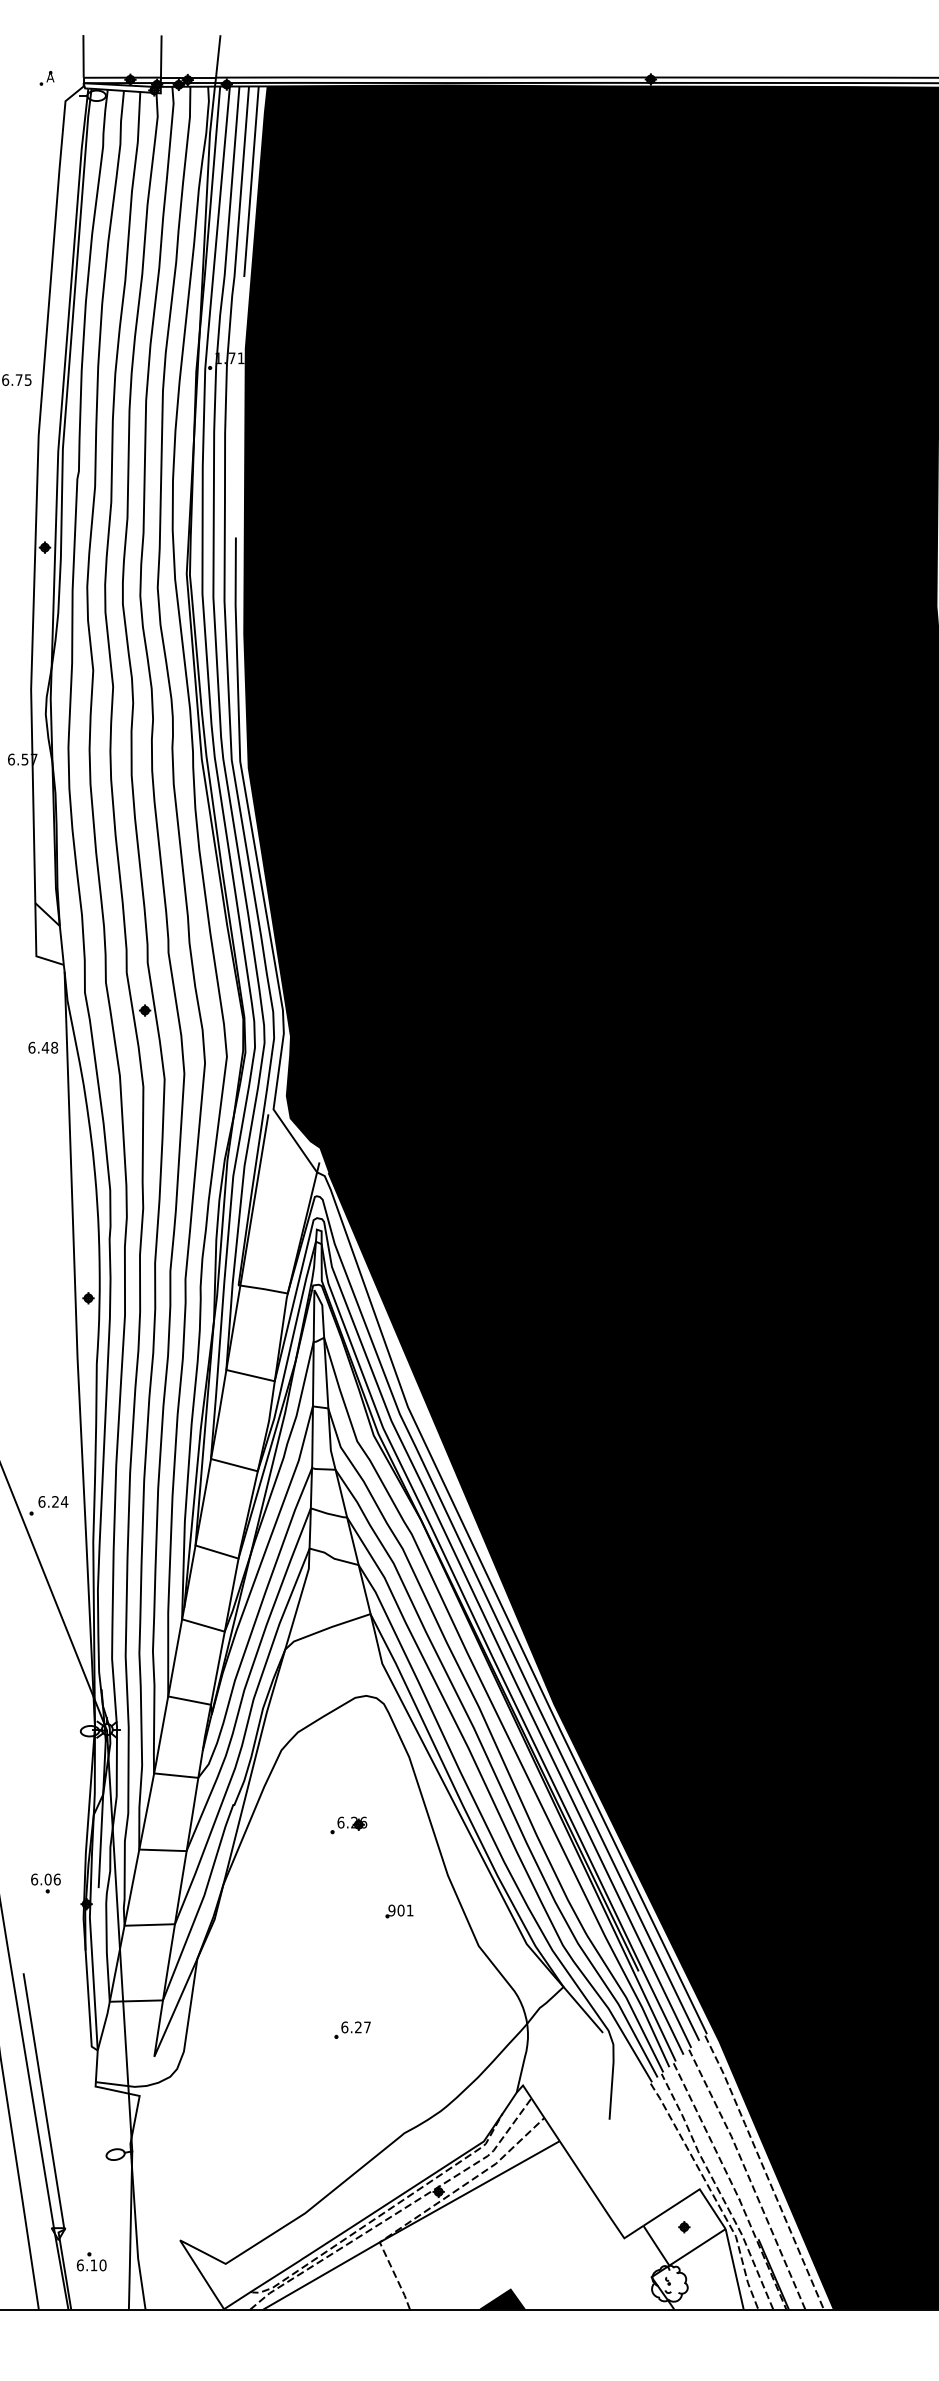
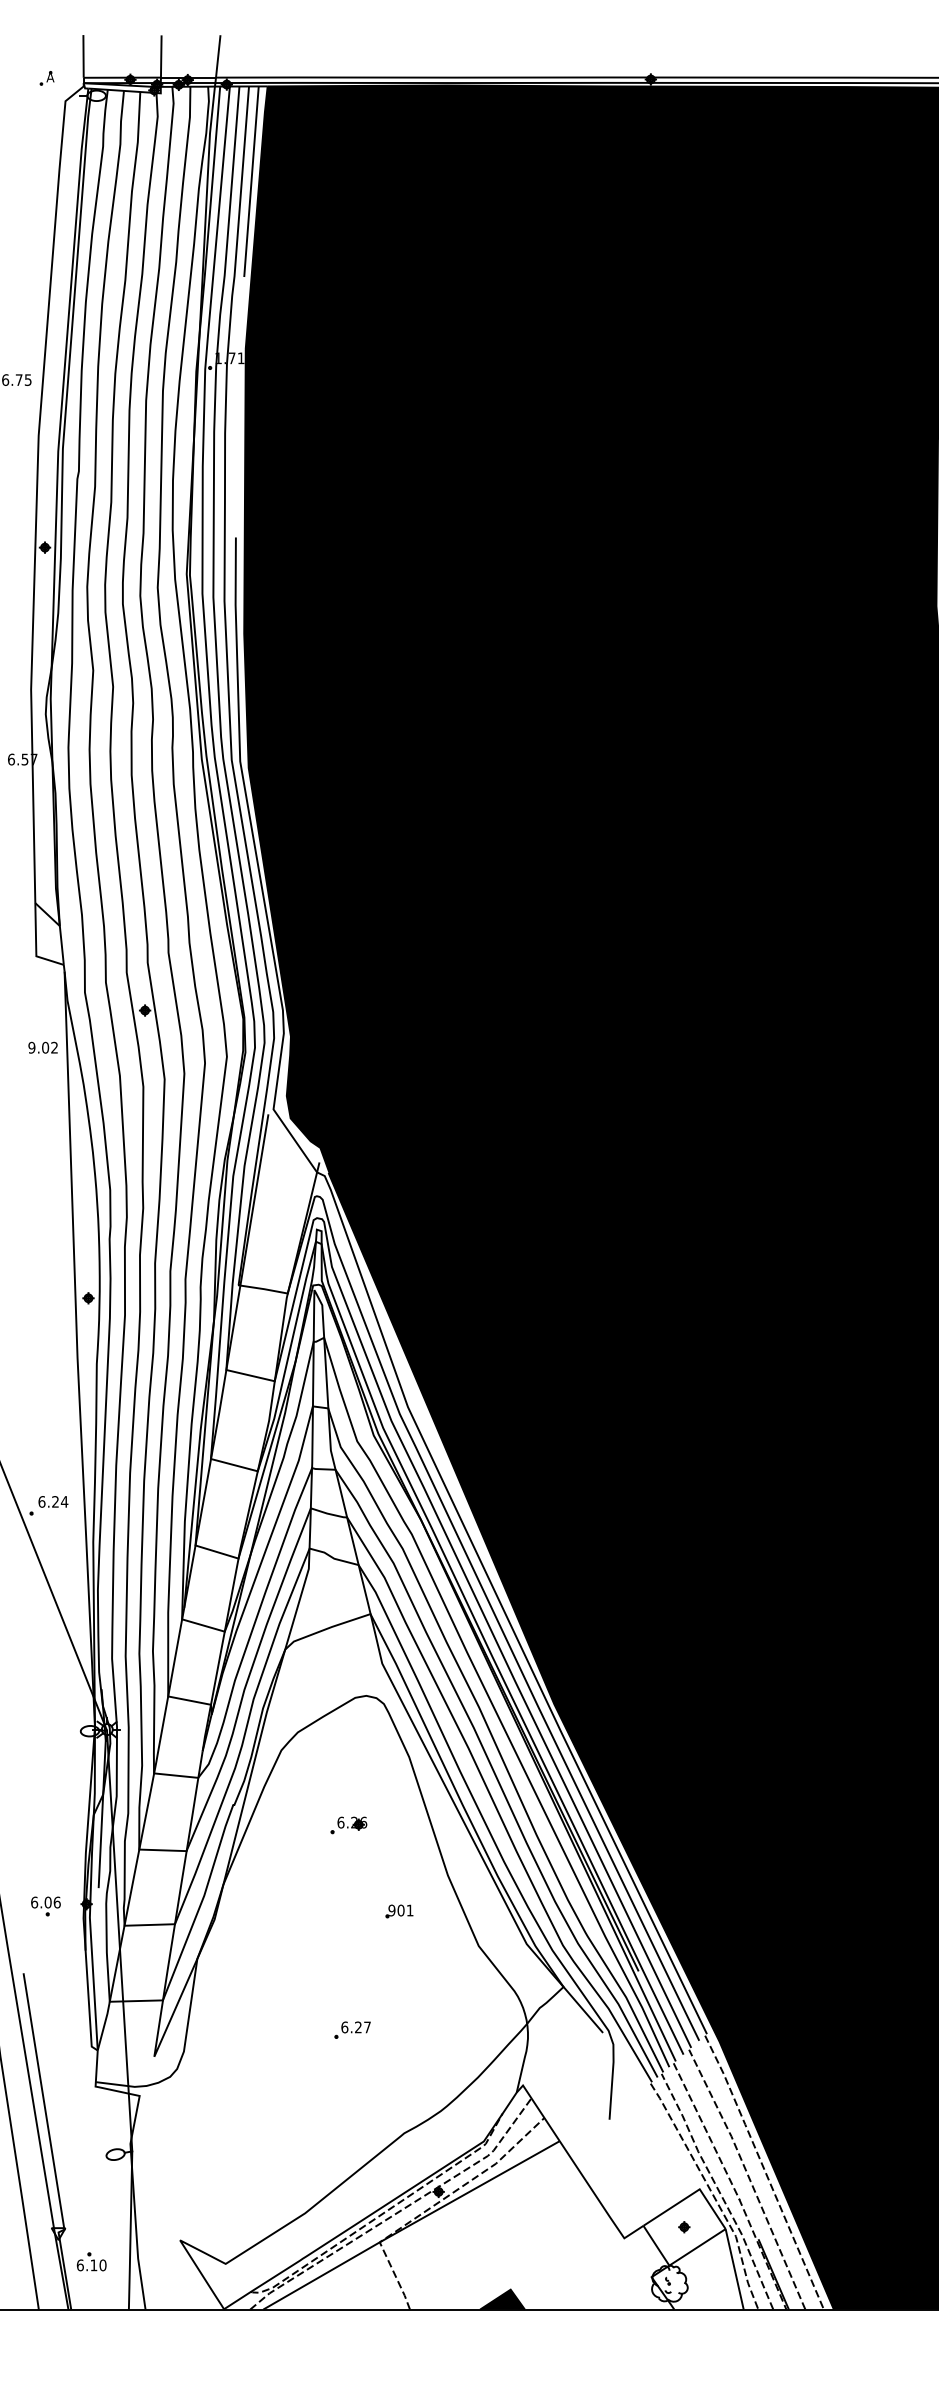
text: 6.48 -> 9.02 (43, 1047)
part position: (45, 1883) -> (45, 1906) (45, 1906)
